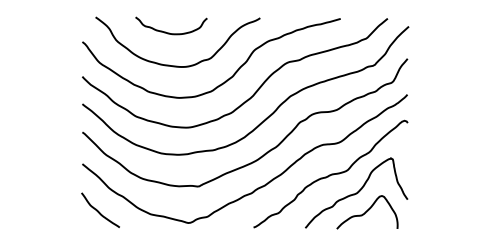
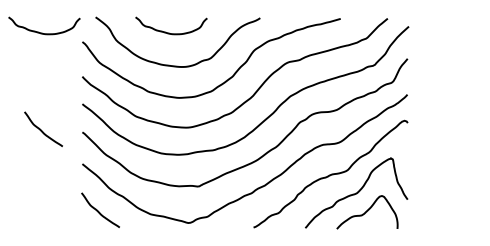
curve: none -> present (42, 32)
curve: none -> present (41, 129)
